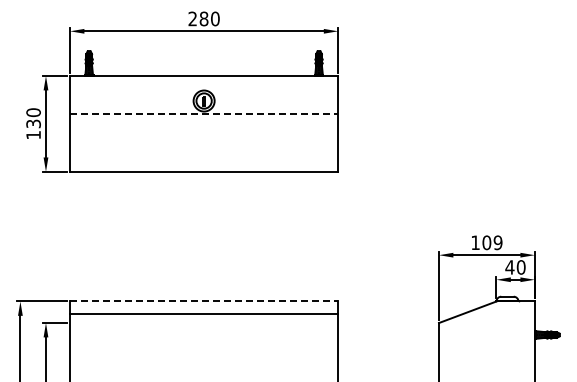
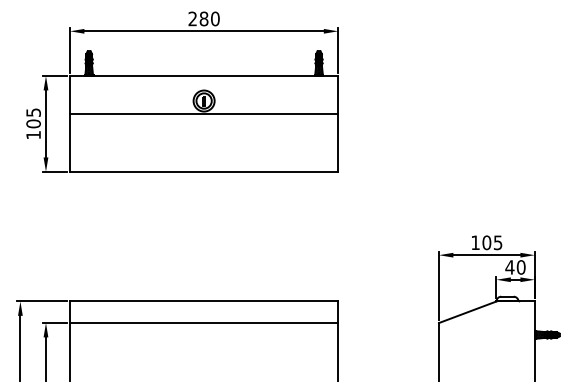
line: dashed -> solid (204, 114)
text: 130 -> 105 (33, 118)
text: 109 -> 105 (497, 242)
line: dashed -> solid (204, 301)
line position: (204, 314) -> (204, 323) (204, 323)
